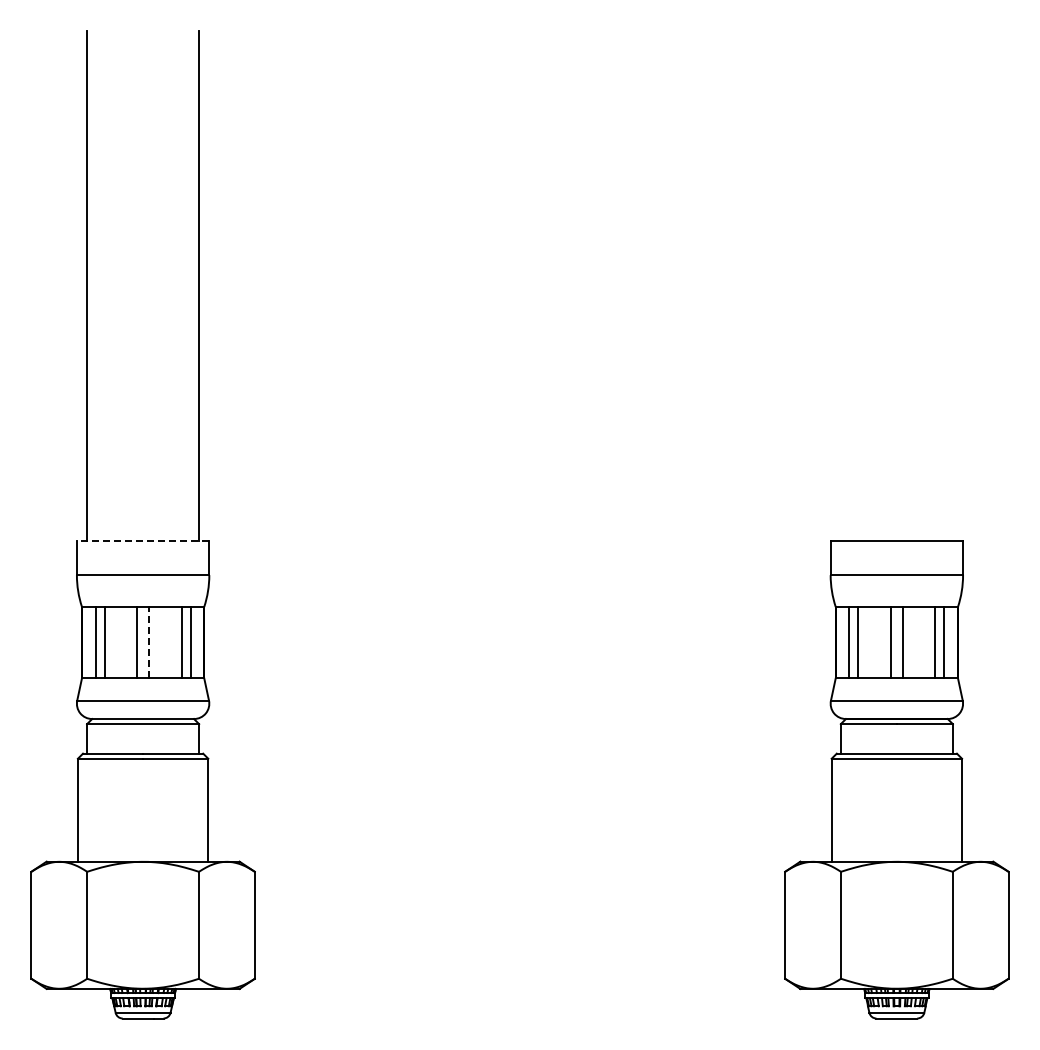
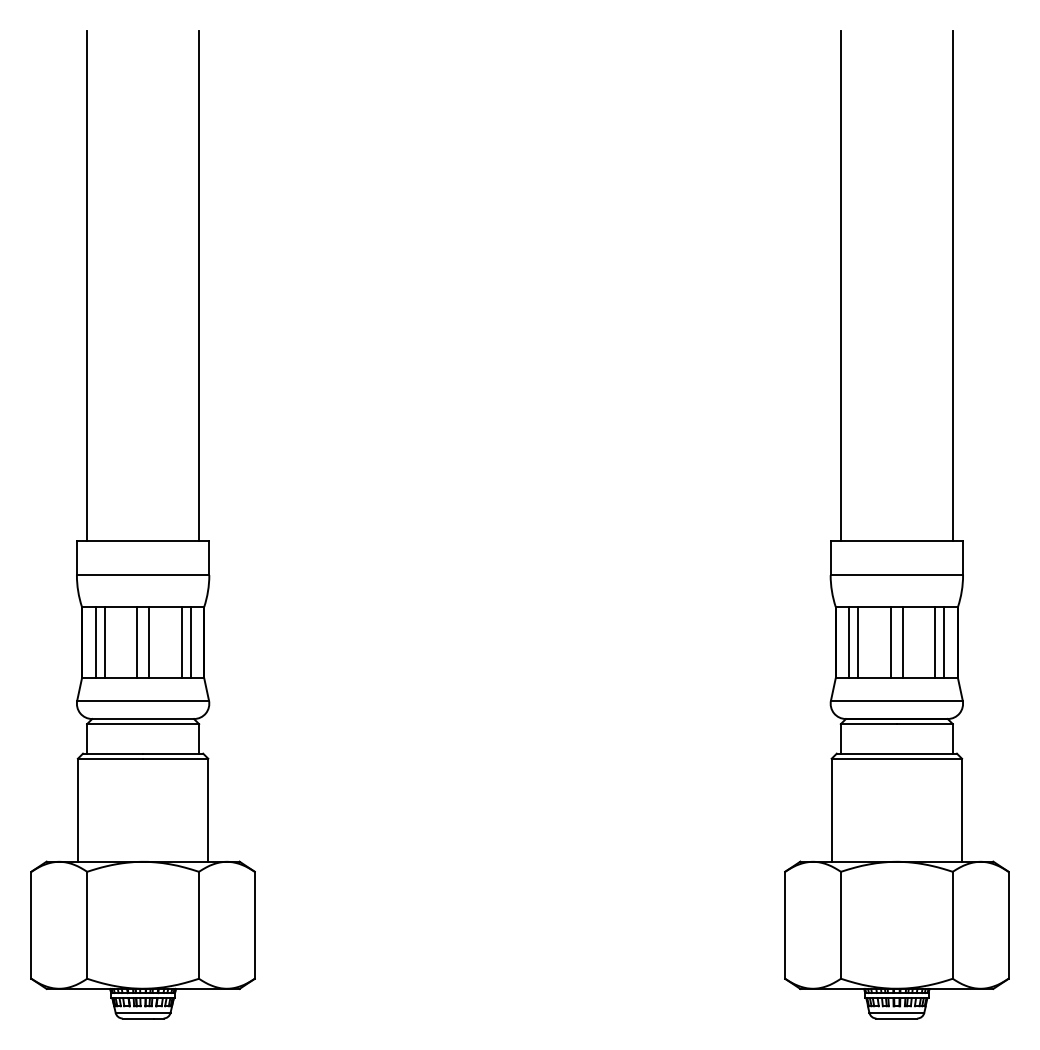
line: none -> present (840, 285)
line: none -> present (952, 285)
line: dashed -> solid (142, 540)
line: dashed -> solid (149, 642)
